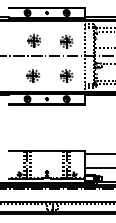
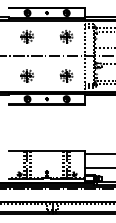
part position: (34, 40) -> (27, 36) (27, 36)
part position: (66, 41) -> (66, 36) (66, 36)
part position: (33, 75) -> (27, 75) (27, 75)
